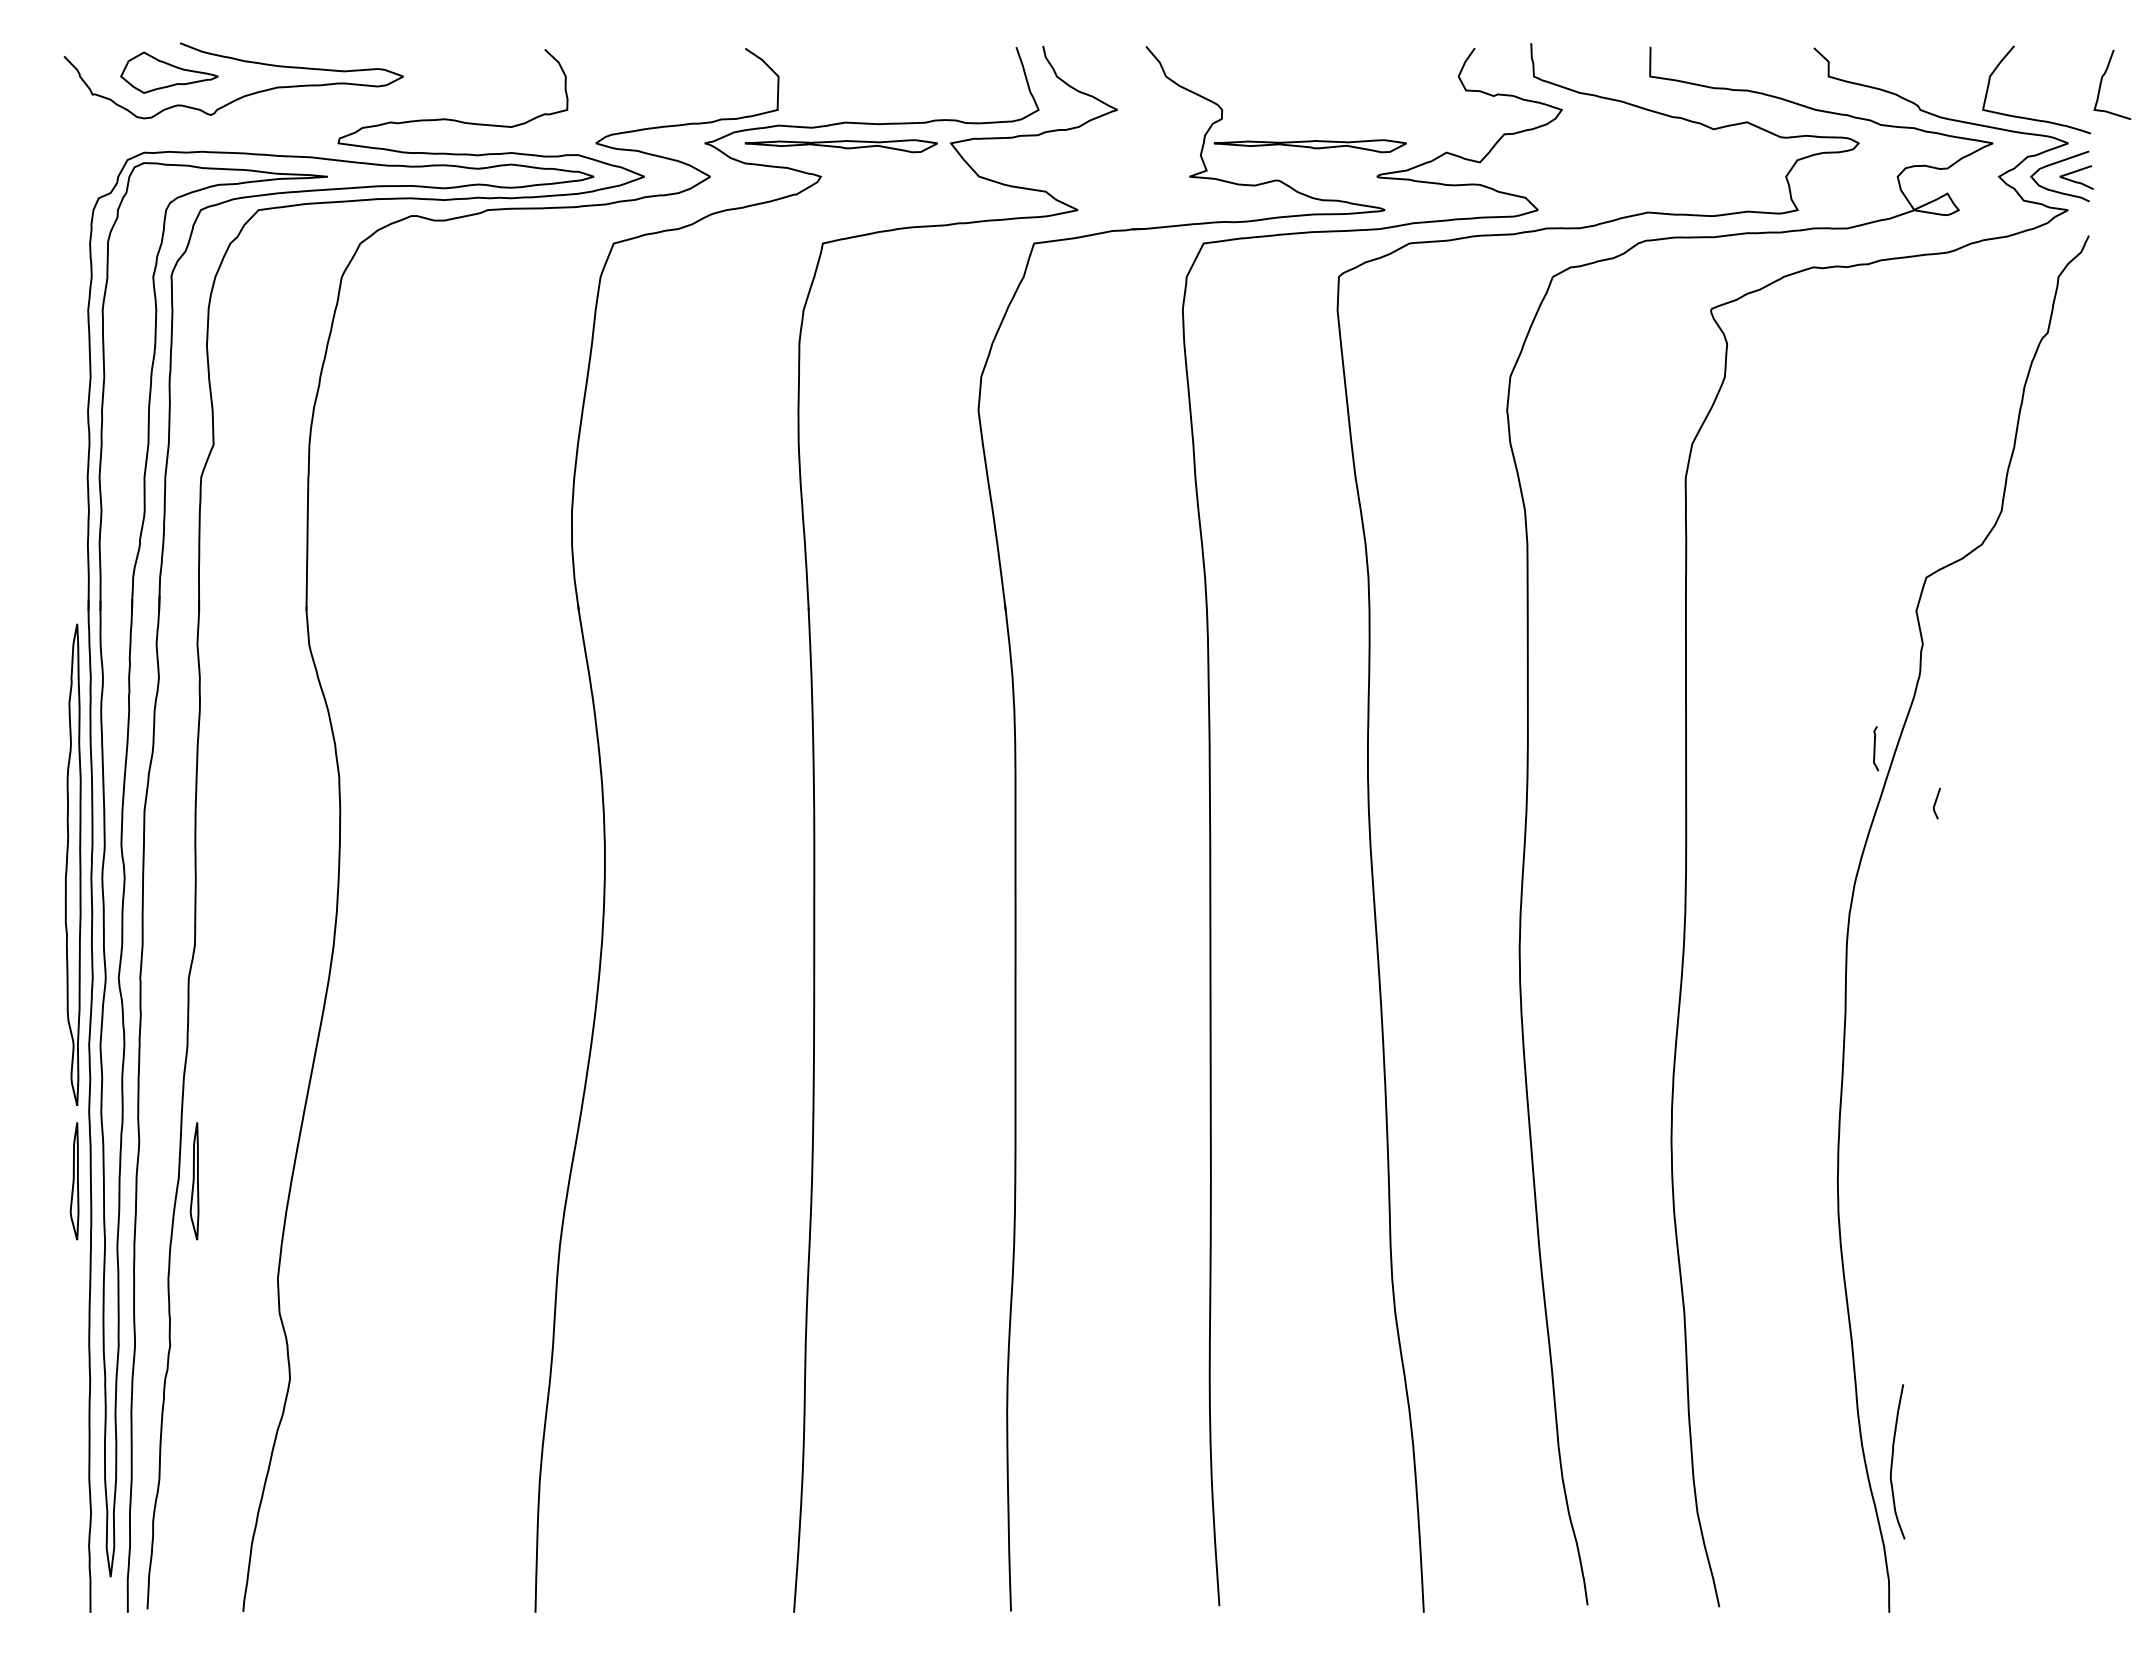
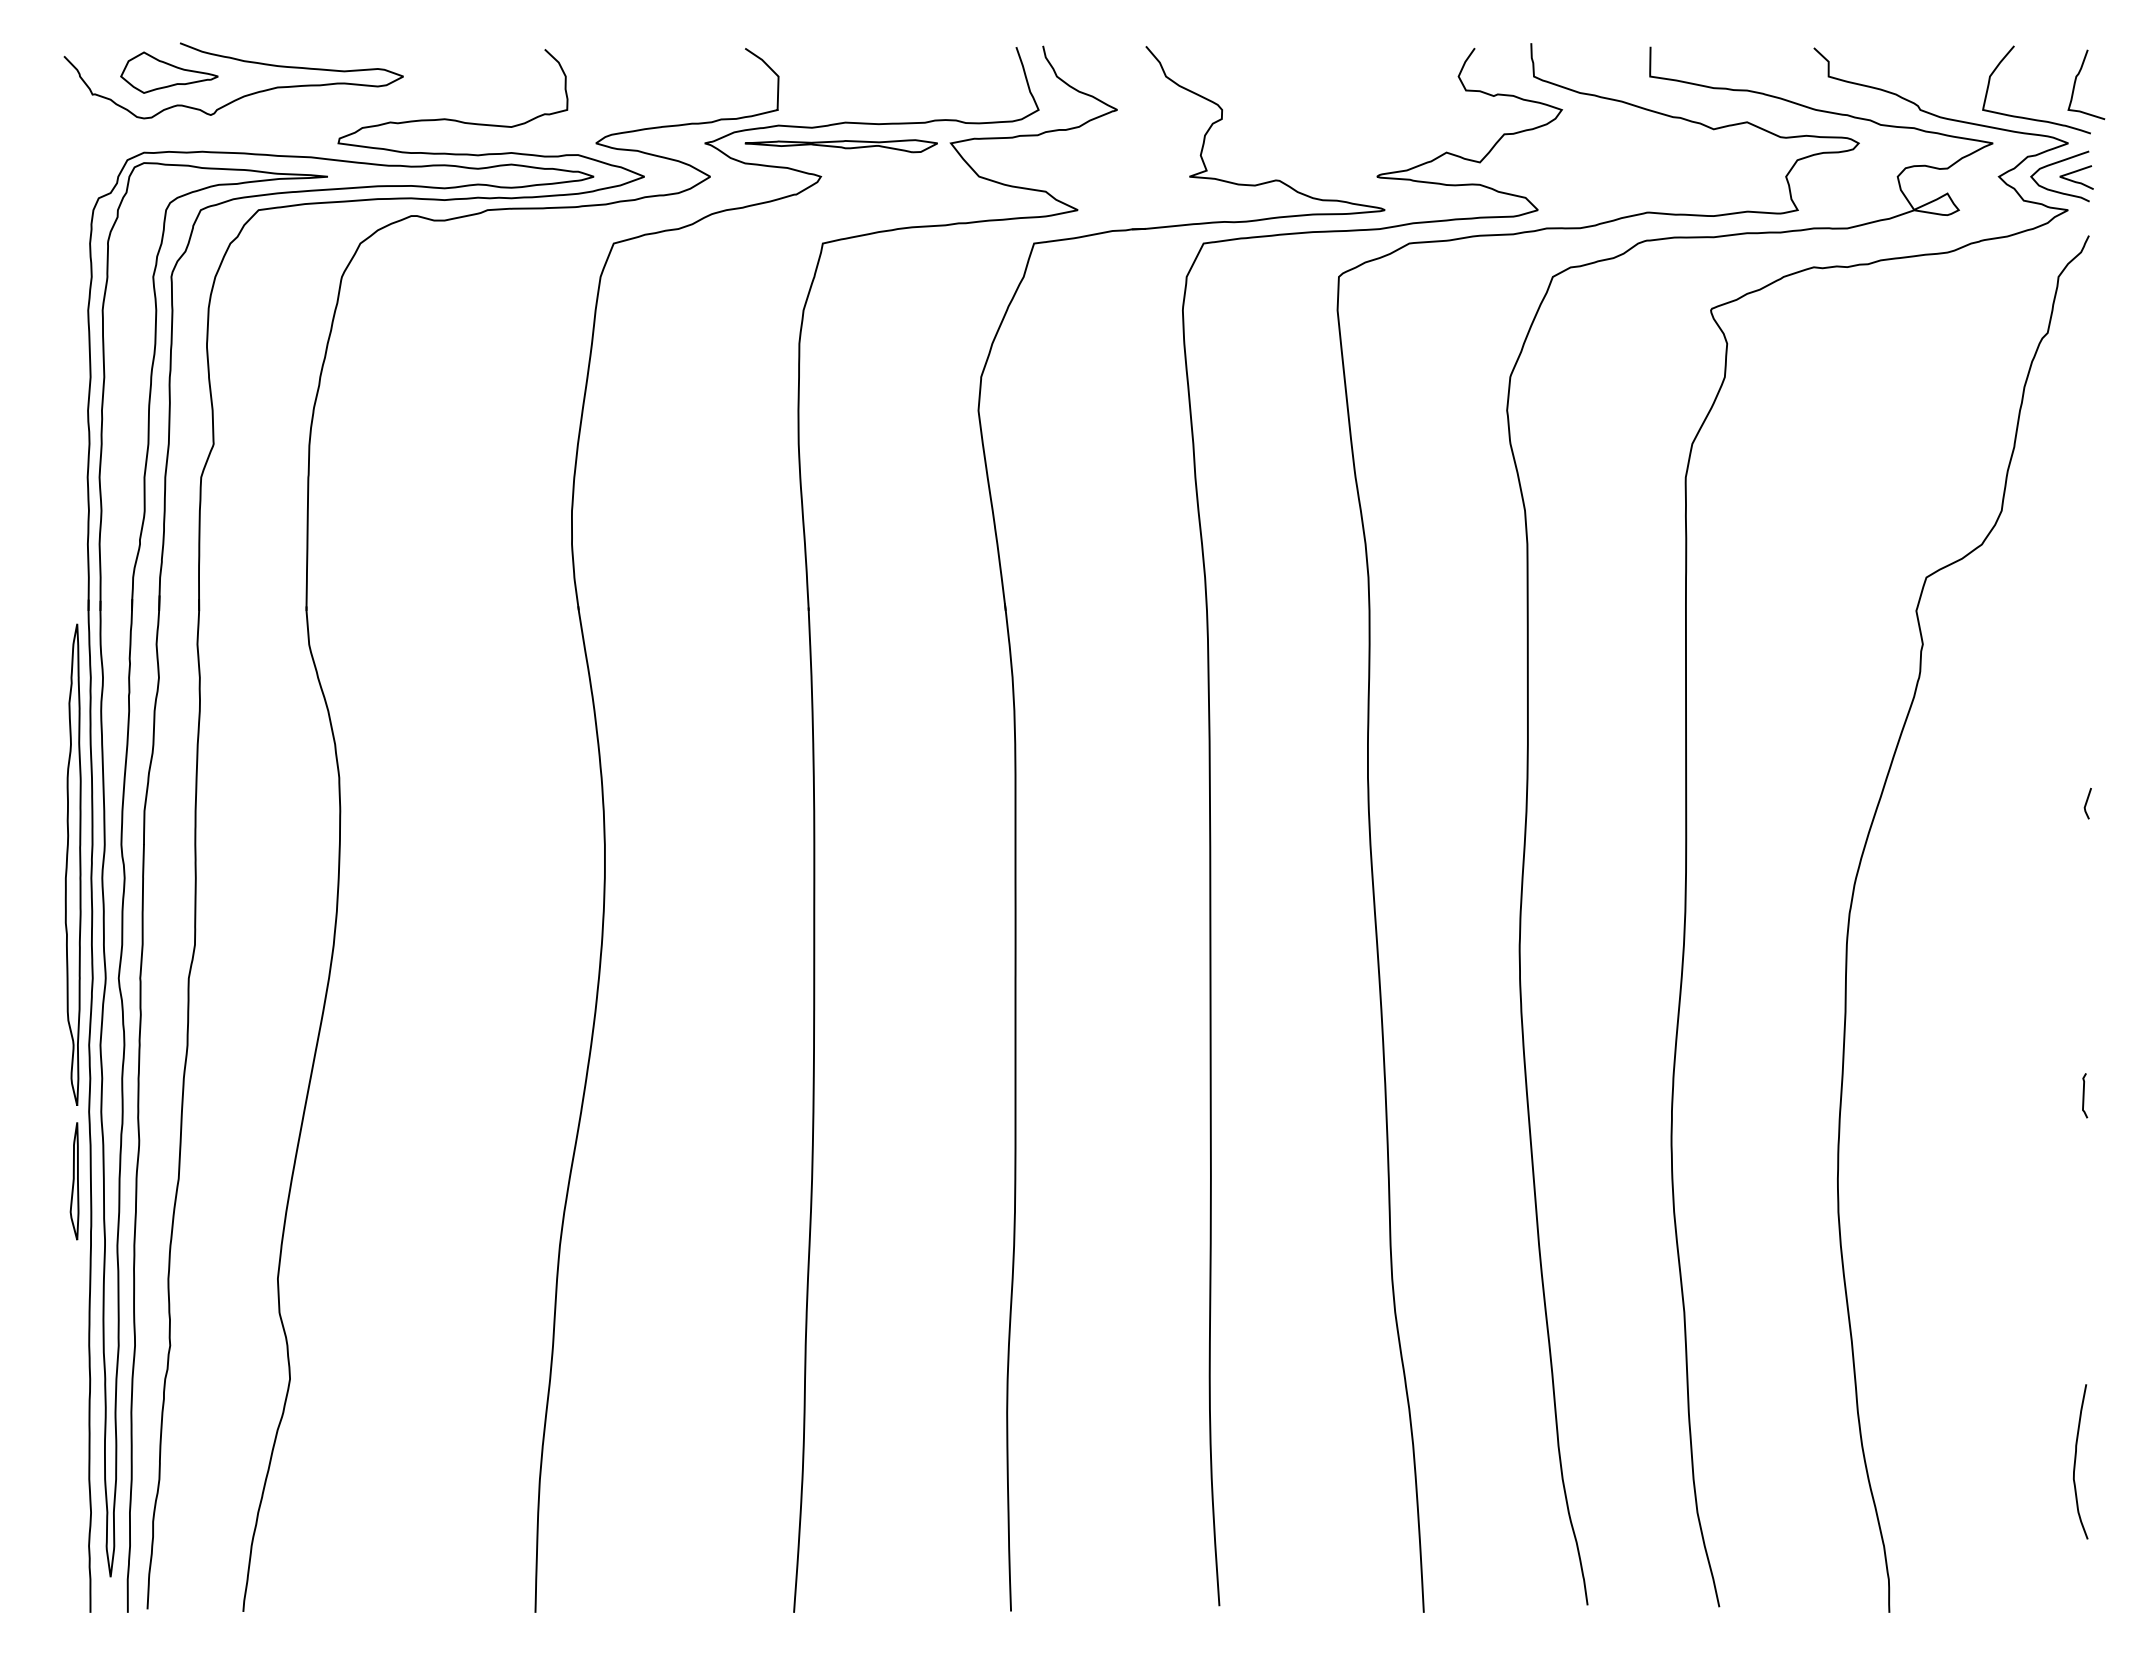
curve position: (2102, 81) -> (2076, 81) (2076, 81)
part: present -> none (1309, 146)
curve position: (1875, 748) -> (2084, 1095) (2084, 1095)
line position: (1936, 803) -> (2087, 803) (2087, 803)
part: present -> none (194, 1181)
curve position: (1893, 1459) -> (2076, 1459) (2076, 1459)
